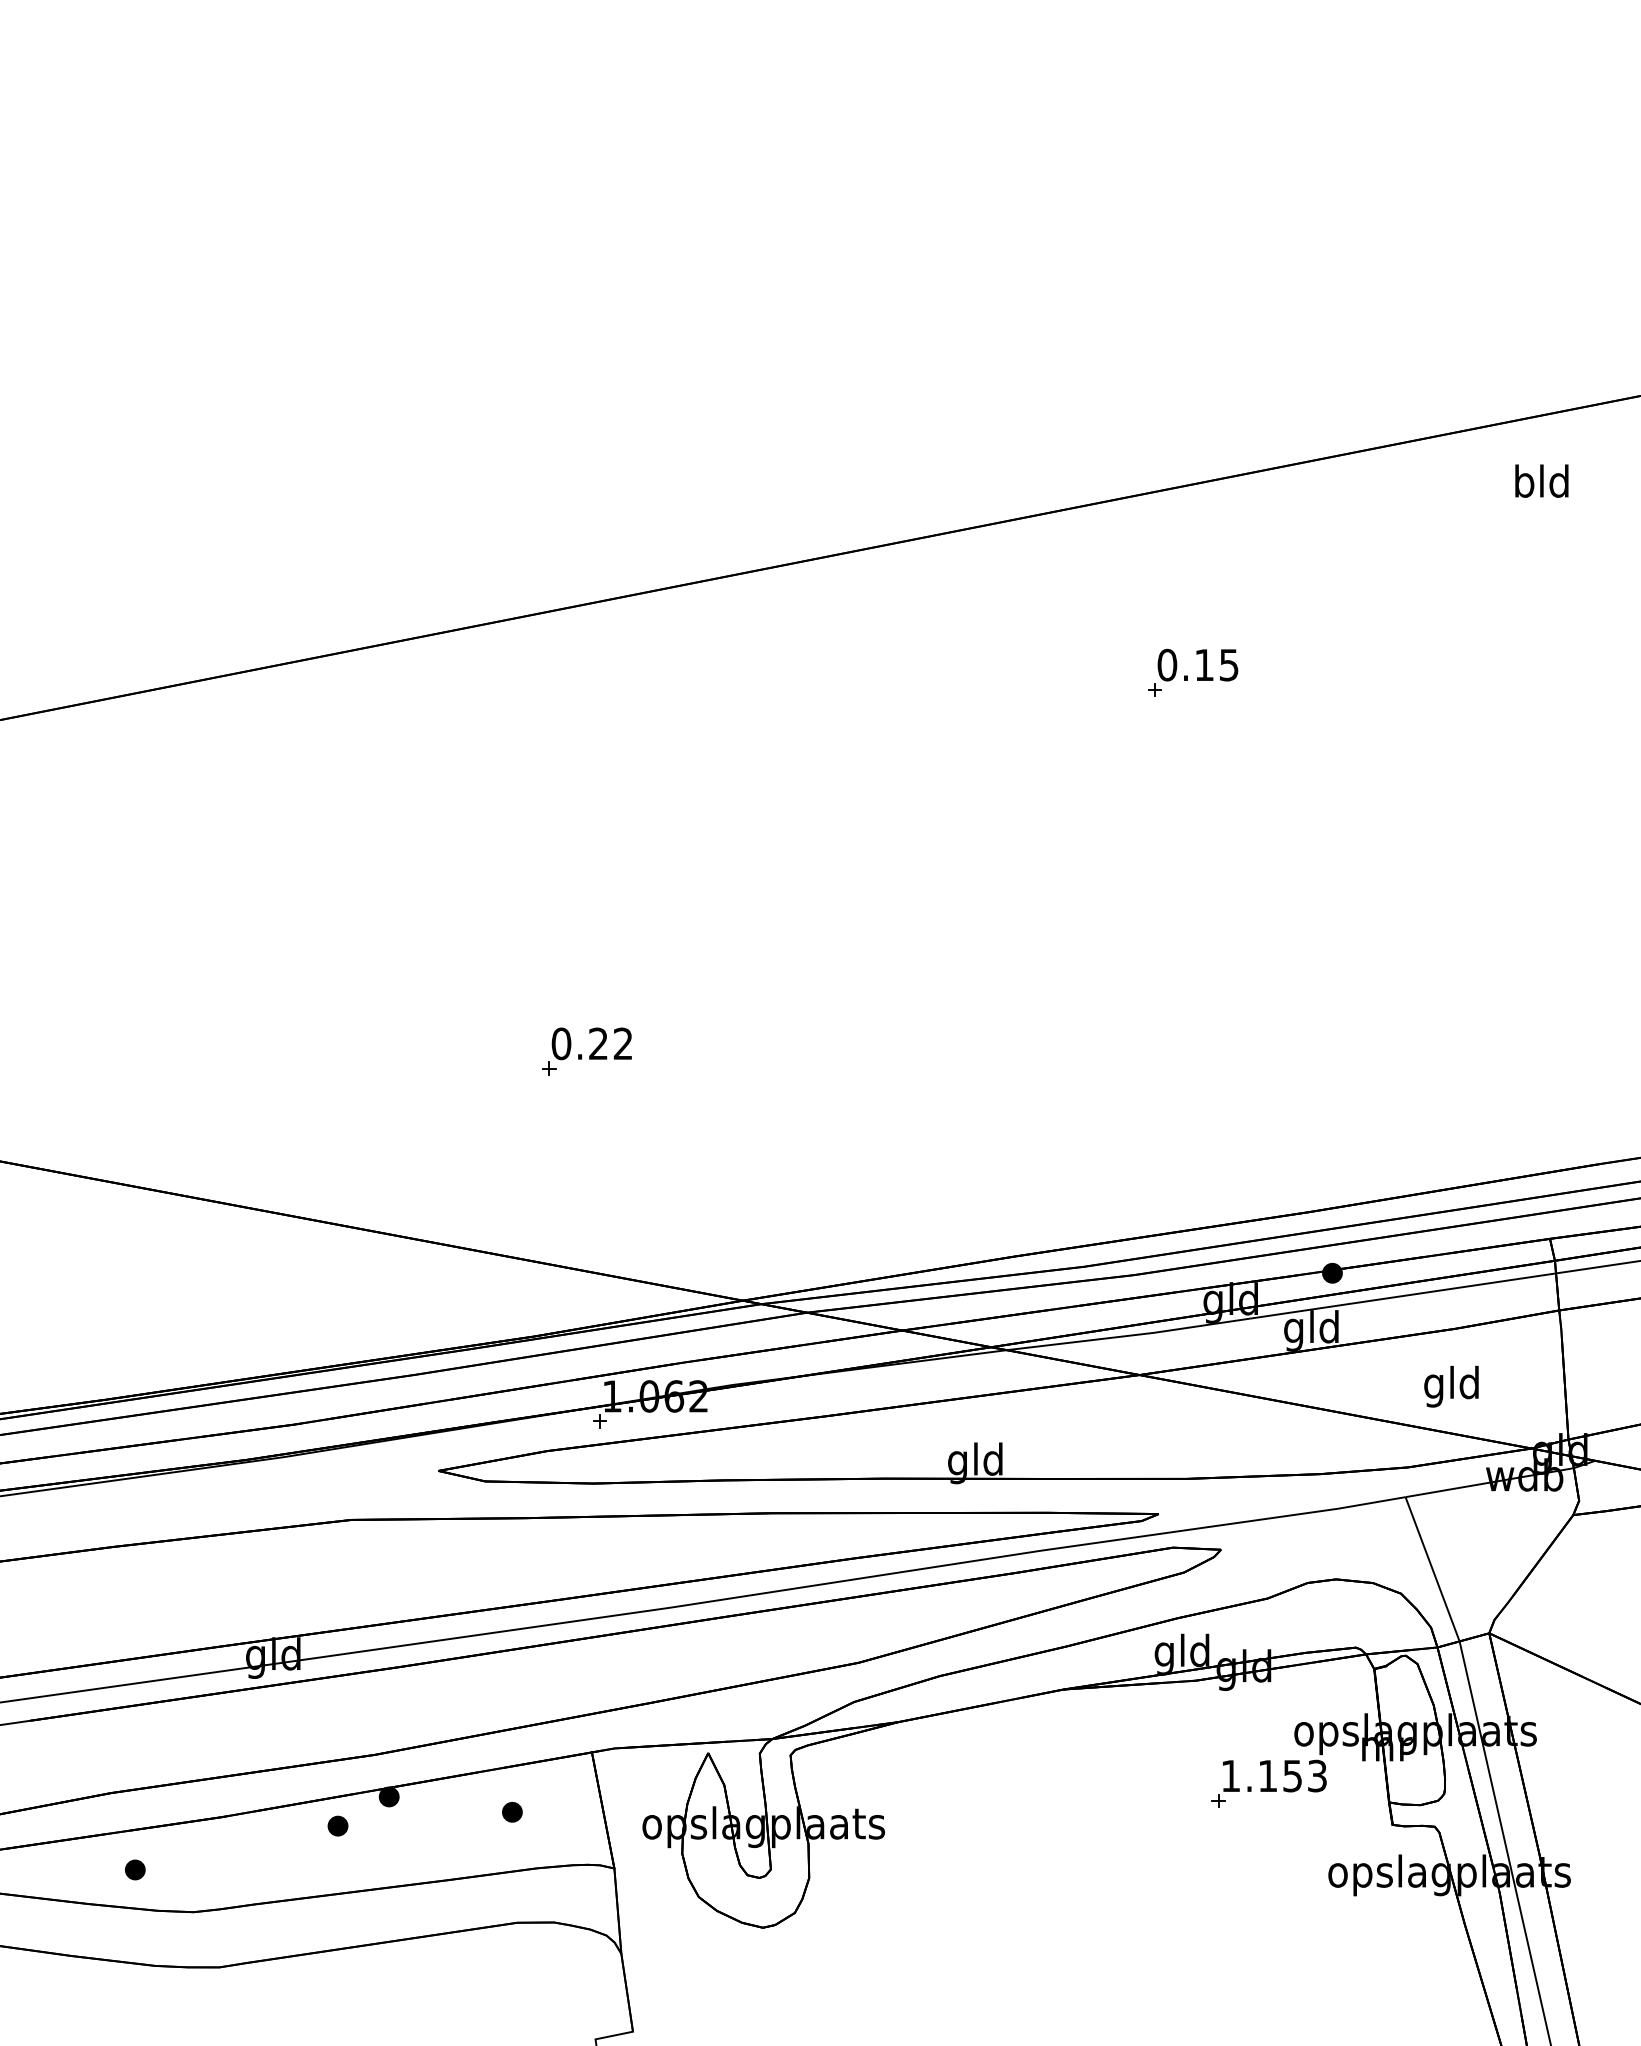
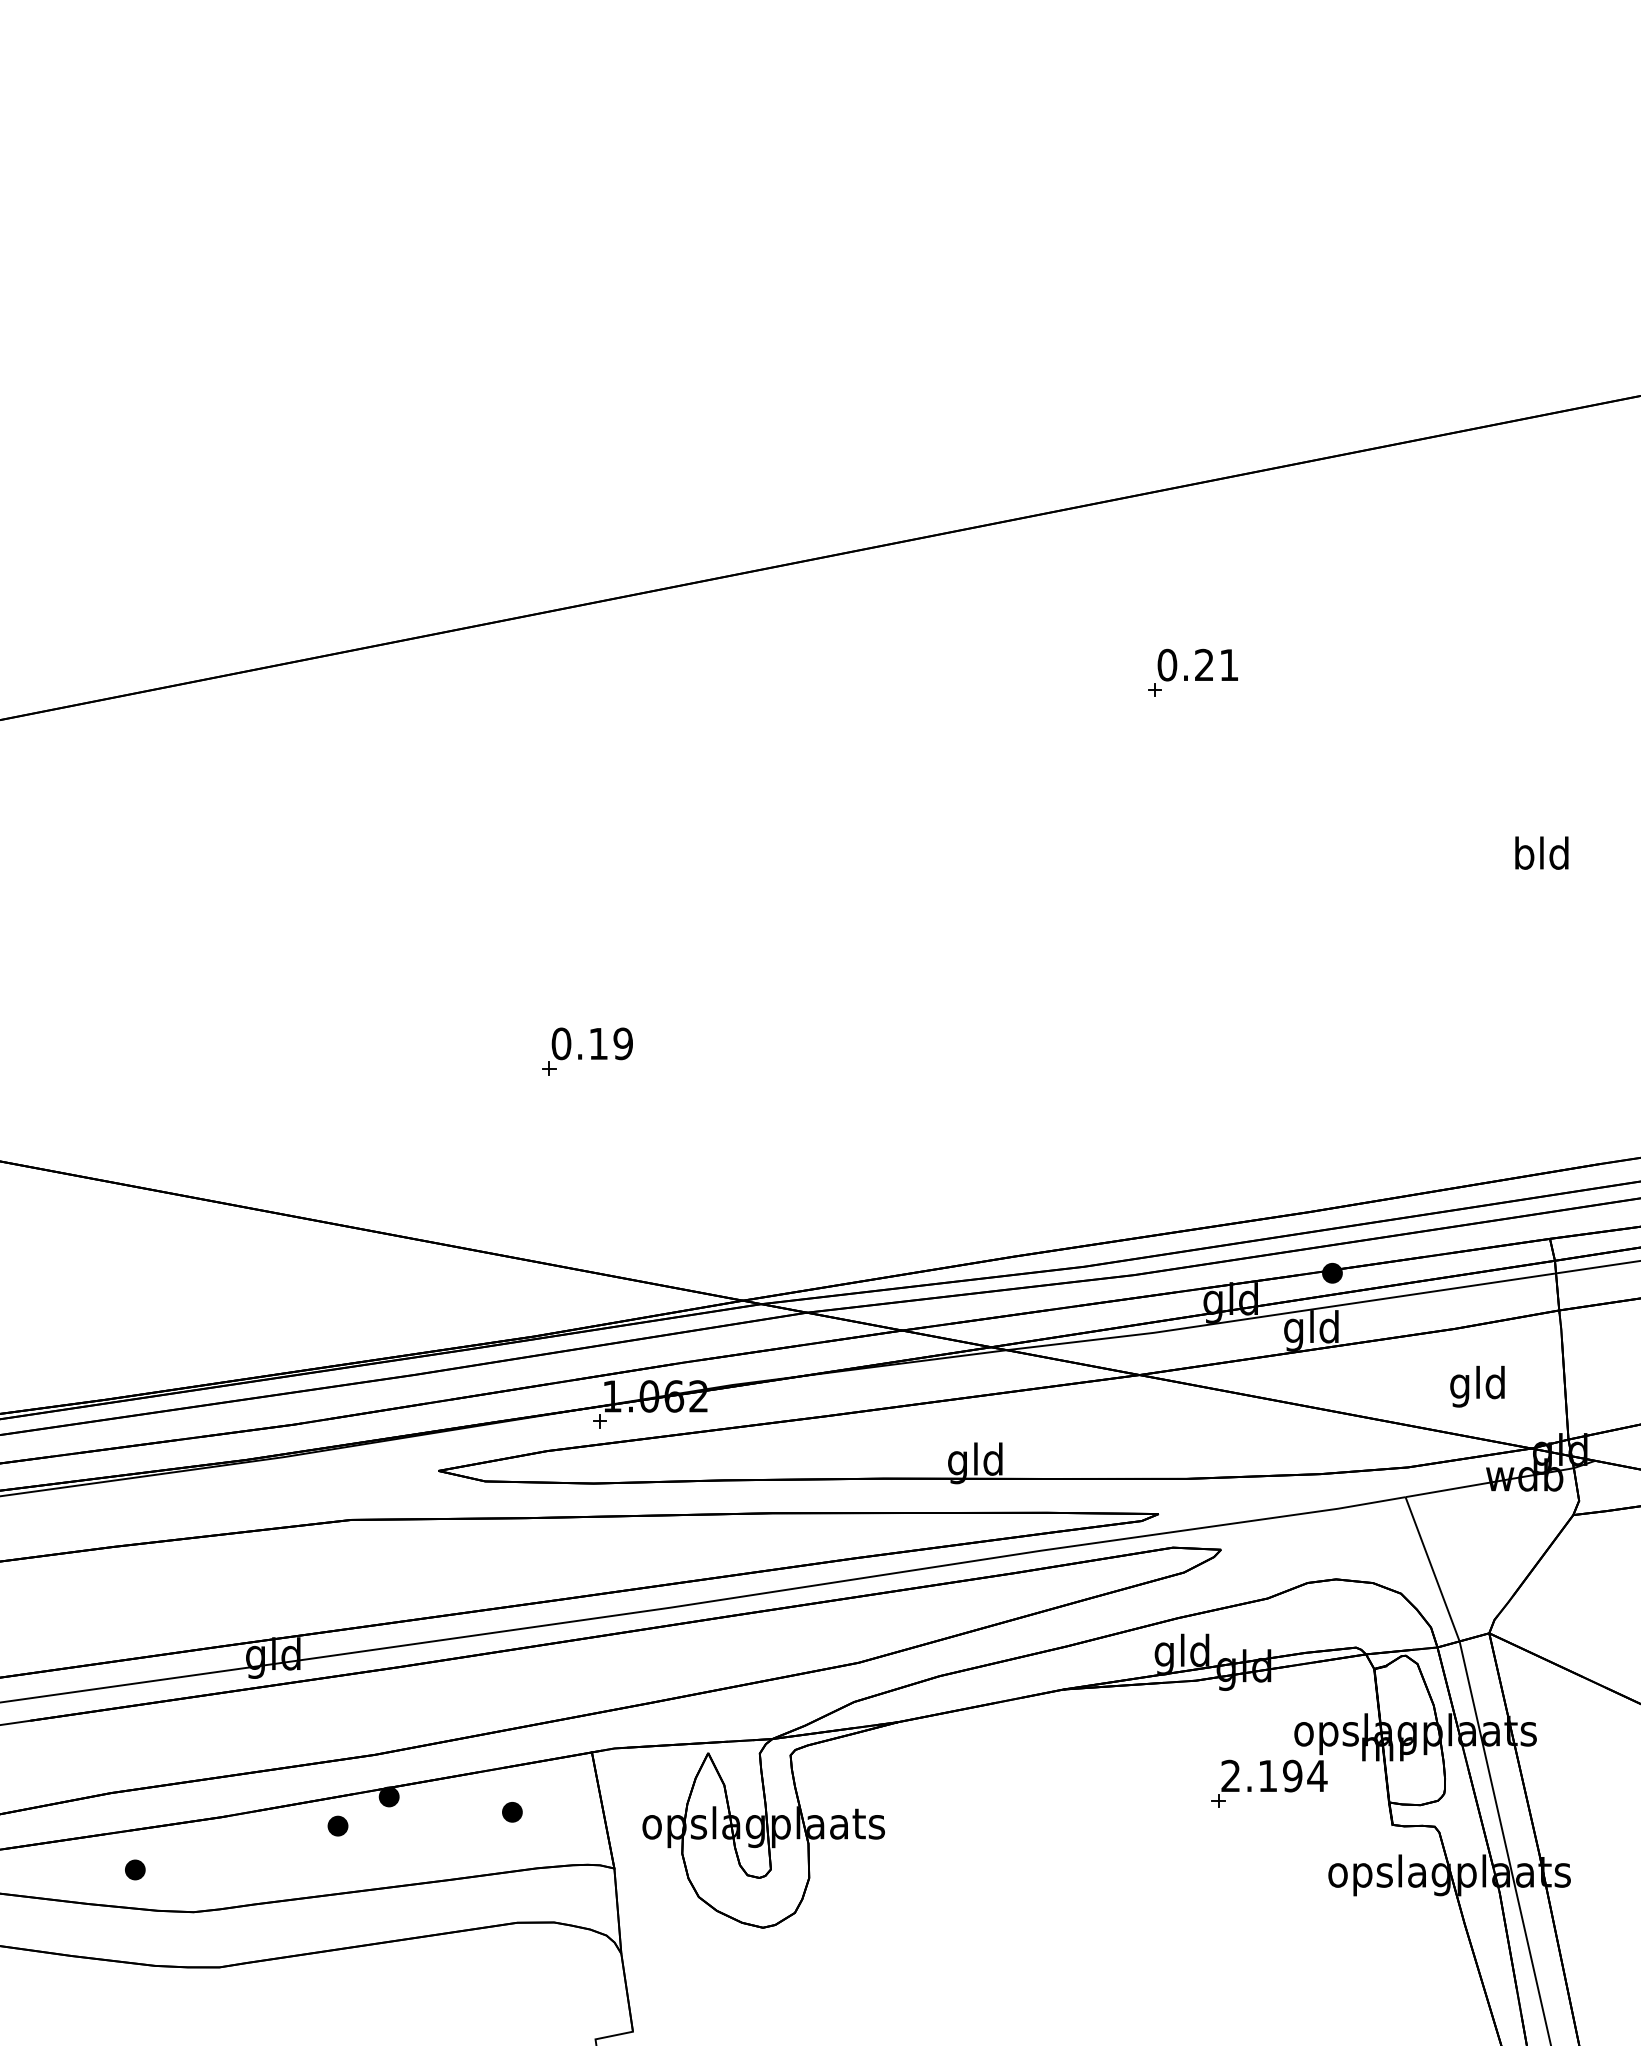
text position: (1541, 480) -> (1541, 852) (1541, 852)
text: 0.15 -> 0.21 (1216, 664)
text: 0.22 -> 0.19 (610, 1043)
text position: (1451, 1386) -> (1477, 1386) (1477, 1386)
text: 1.153 -> 2.194 (1274, 1775)
